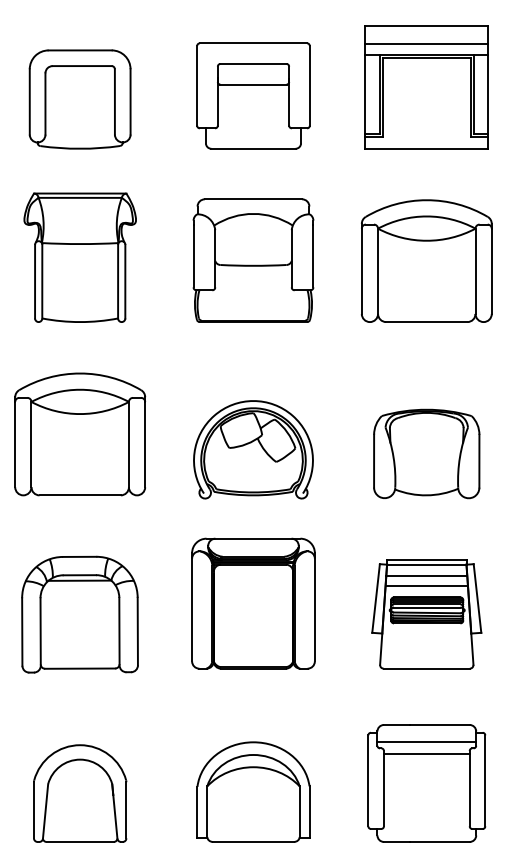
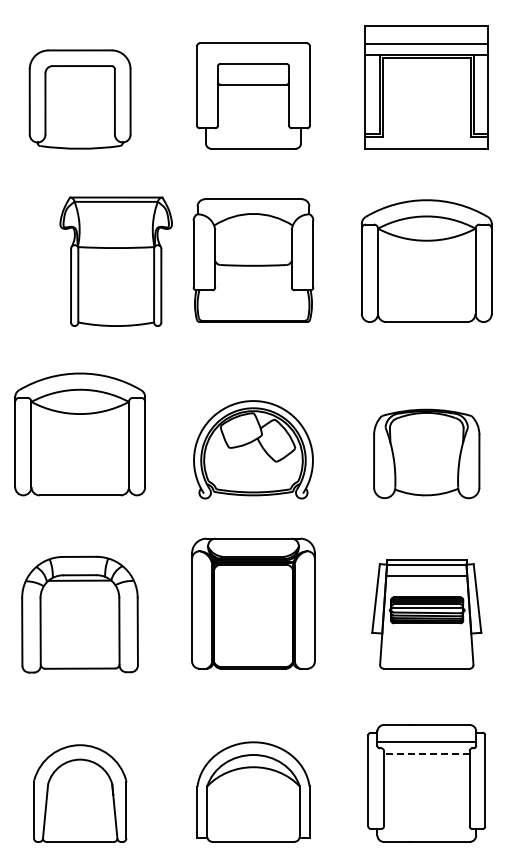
part position: (79, 257) -> (115, 261) (115, 261)
line: present -> none (426, 586)
line: solid -> dashed (426, 753)
